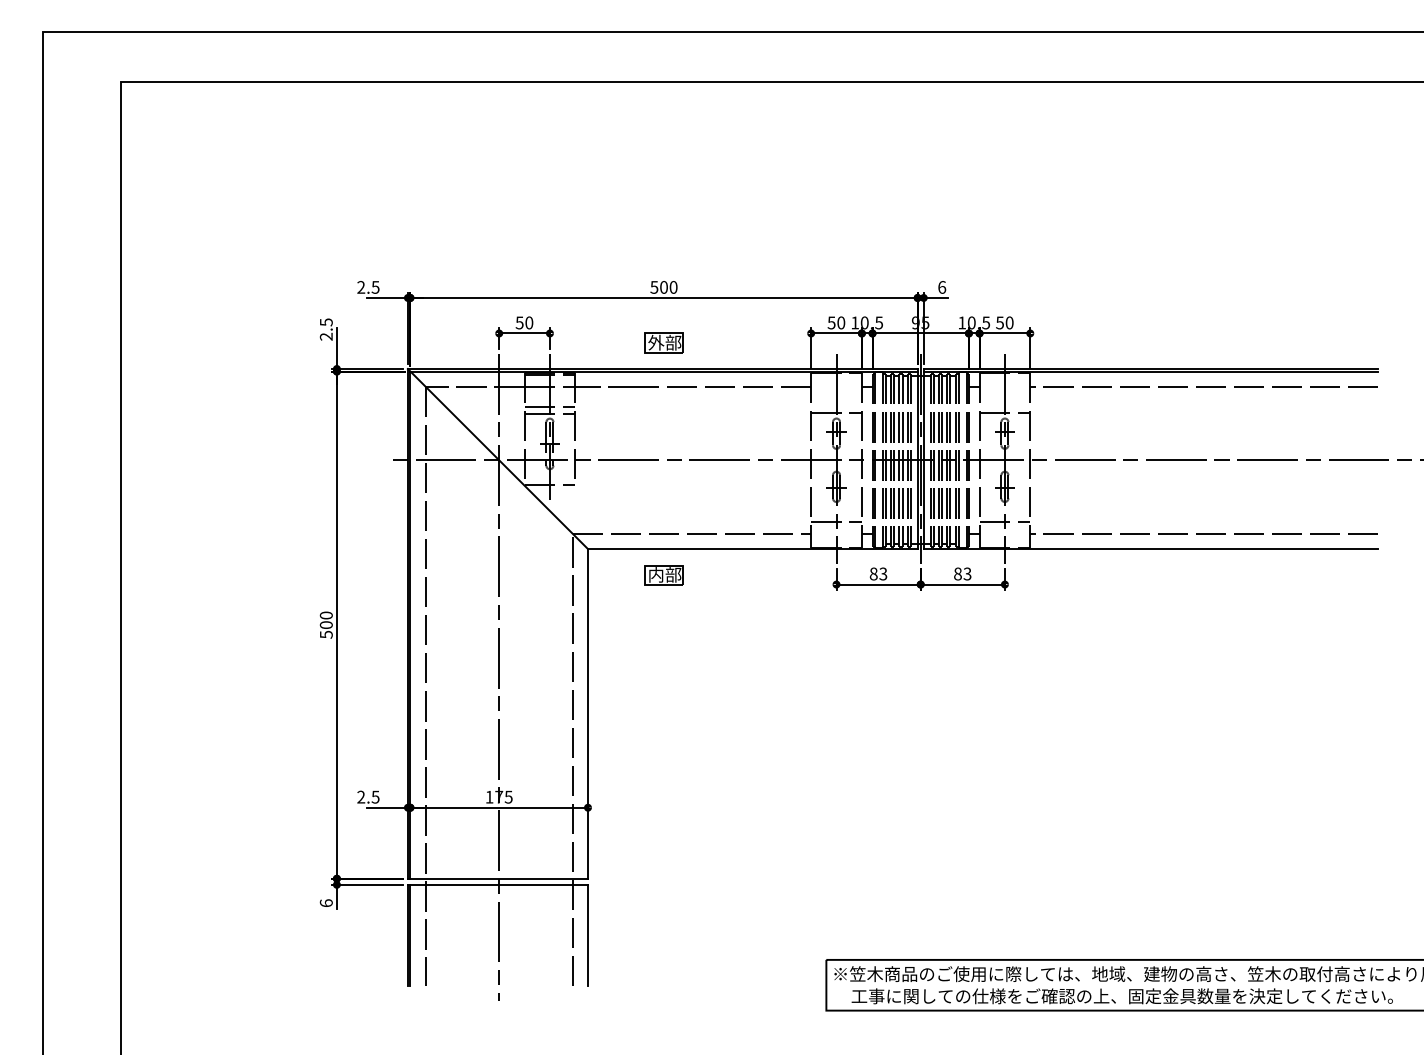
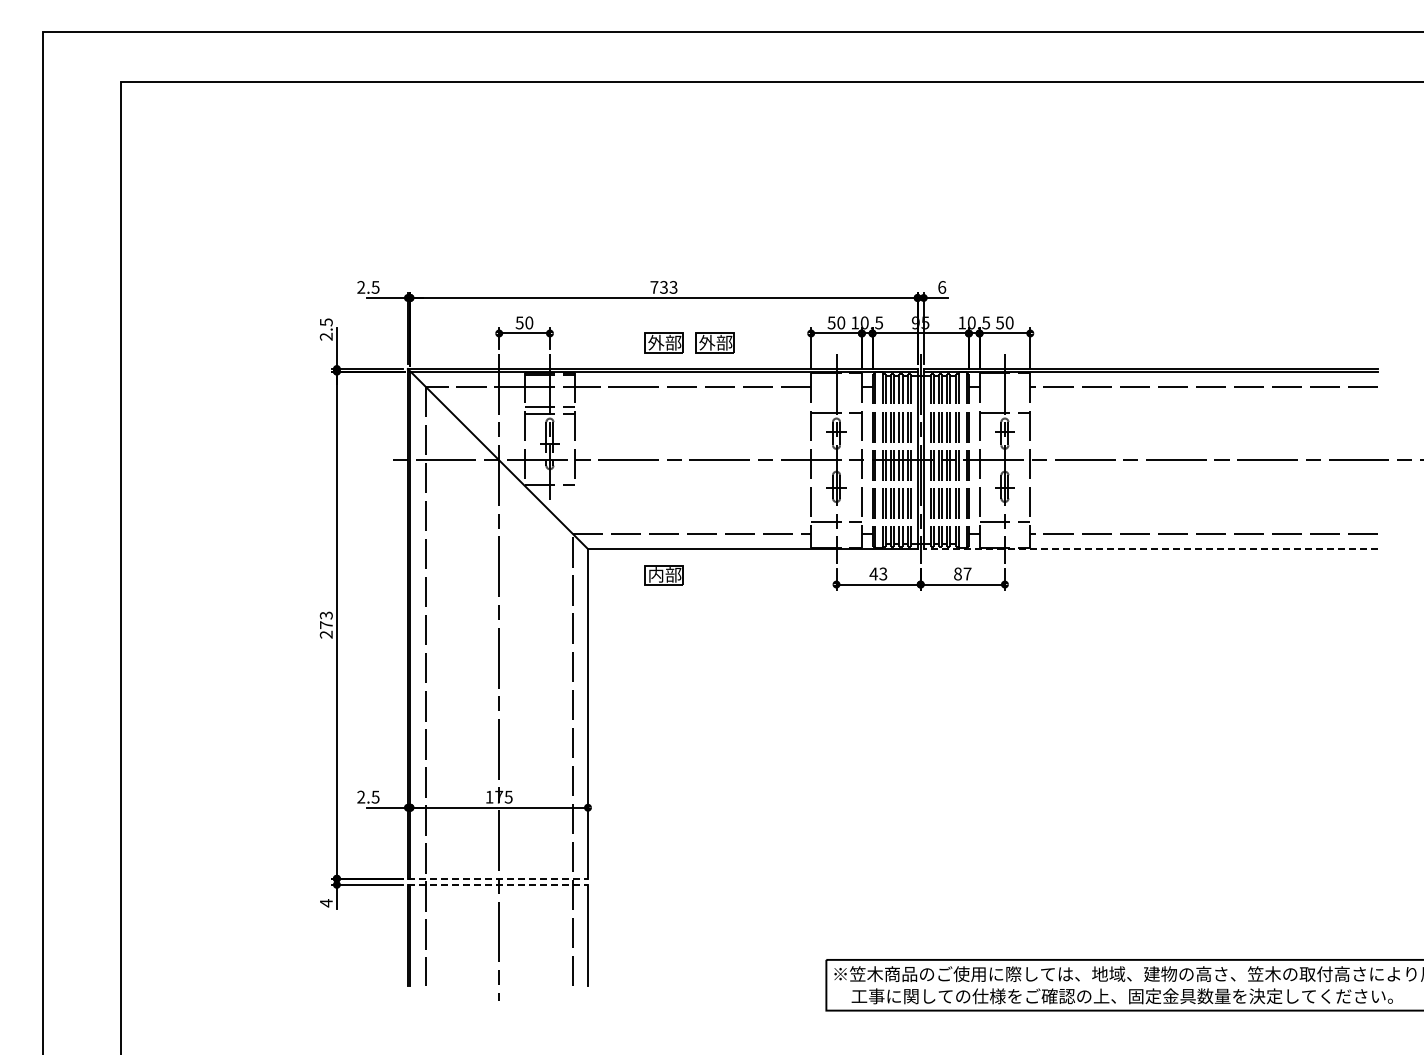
text: 500 -> 733 (663, 287)
part: none -> present (714, 342)
line: solid -> dashed (1150, 549)
text: 83 -> 43 (873, 573)
text: 83 -> 87 (967, 573)
text: 500 -> 273 (325, 624)
line: solid -> dashed (498, 878)
line: solid -> dashed (498, 884)
text: 6 -> 4 (325, 903)
